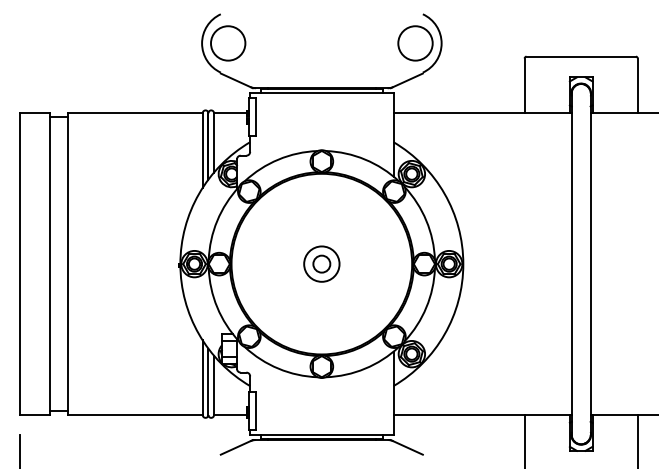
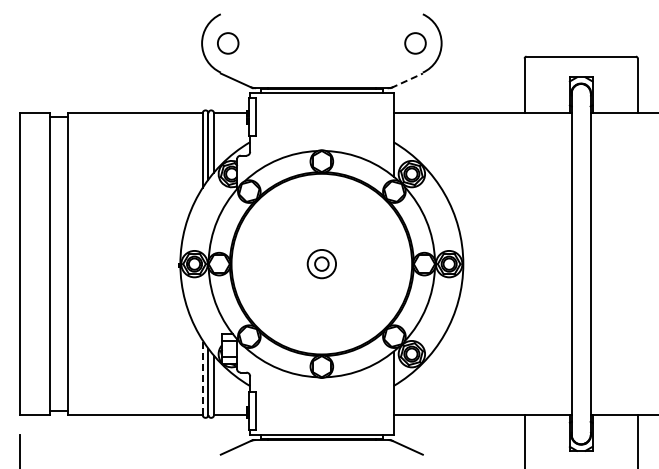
circle diameter: 34 px -> 21 px (227, 43)
circle diameter: 34 px -> 21 px (415, 43)
line: solid -> dashed (406, 80)
part size: 38x38 px -> 31x31 px (321, 264)
line: solid -> dashed (202, 377)
